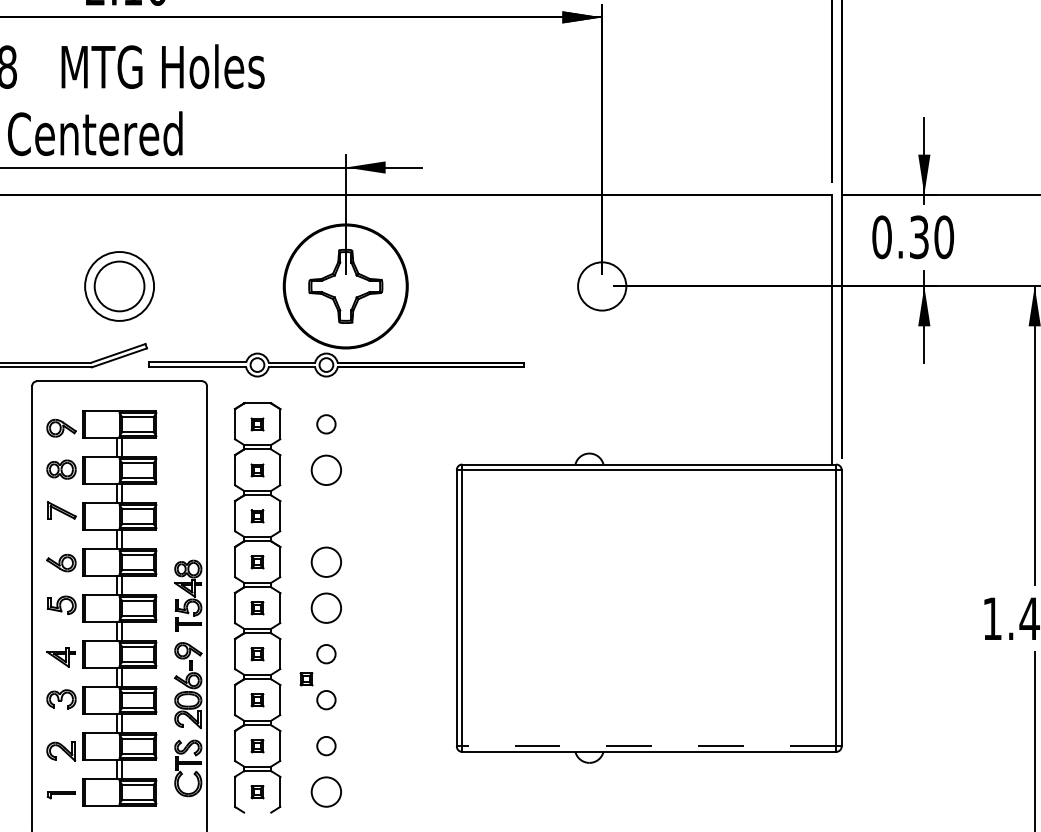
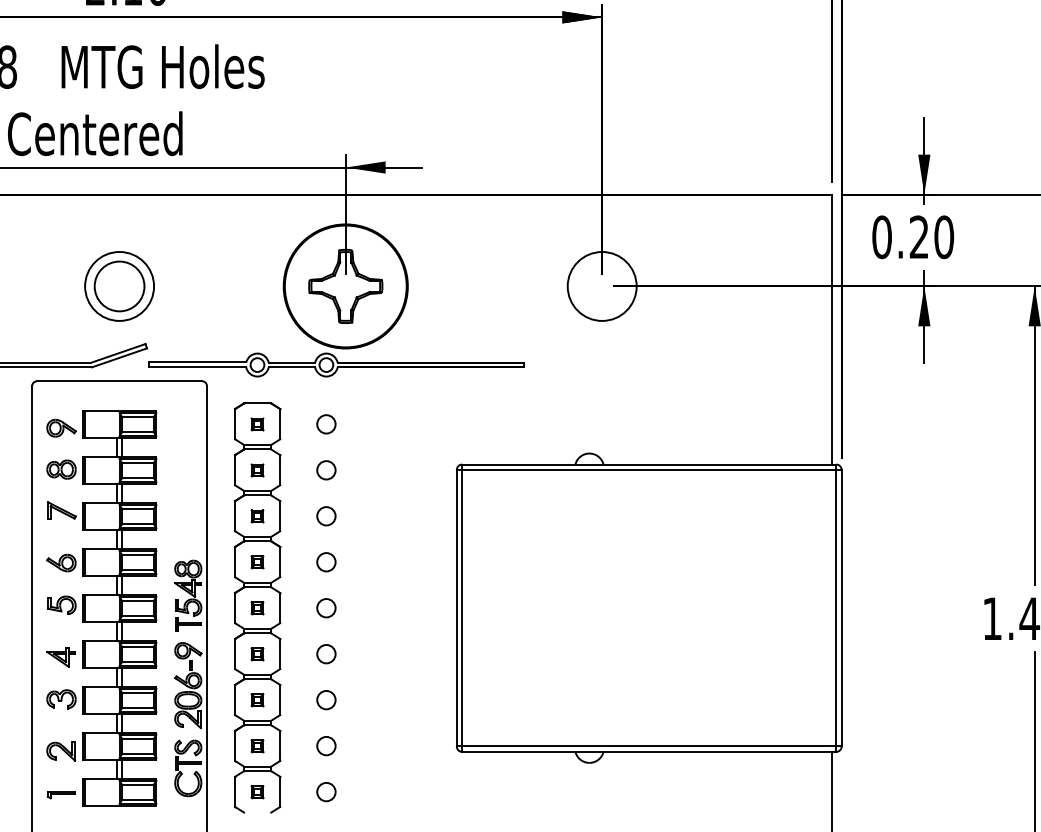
text: 0.30 -> 0.20 (918, 237)
circle diameter: 48 px -> 69 px (601, 286)
circle diameter: 29 px -> 18 px (326, 470)
circle: none -> present (326, 516)
circle diameter: 29 px -> 18 px (326, 562)
circle diameter: 29 px -> 18 px (326, 608)
part: present -> none (306, 679)
line: dashed -> solid (648, 746)
line: none -> present (832, 789)
circle diameter: 29 px -> 18 px (326, 791)
